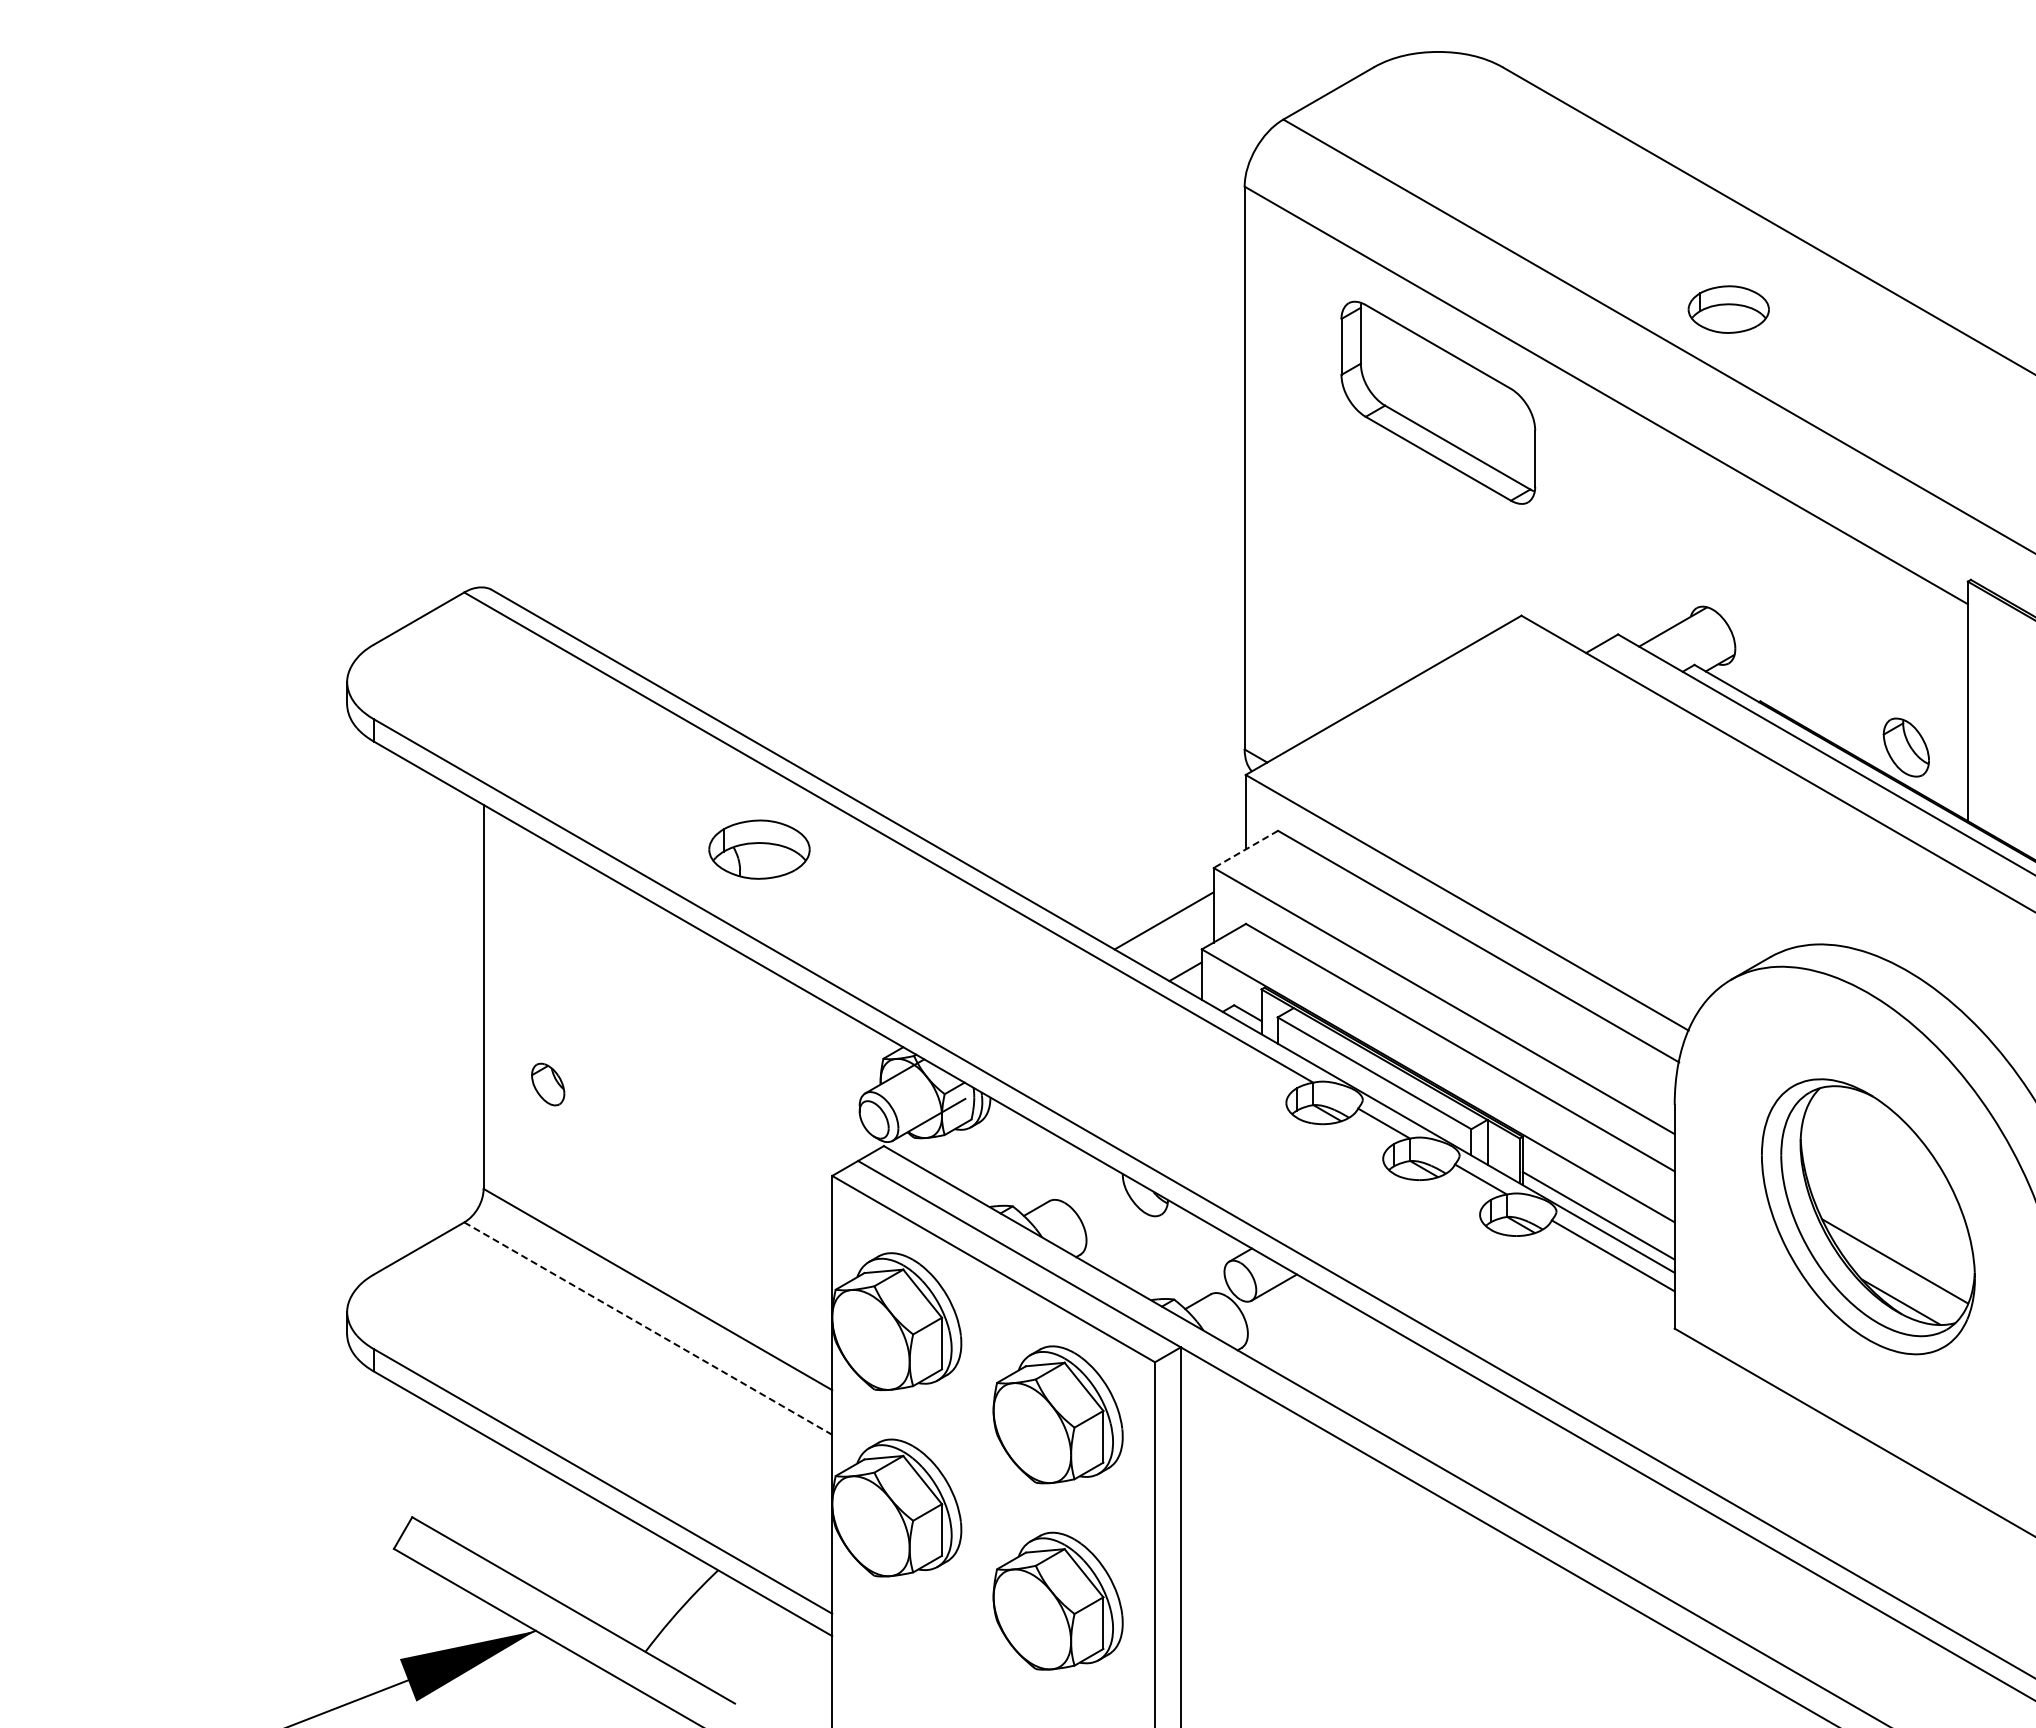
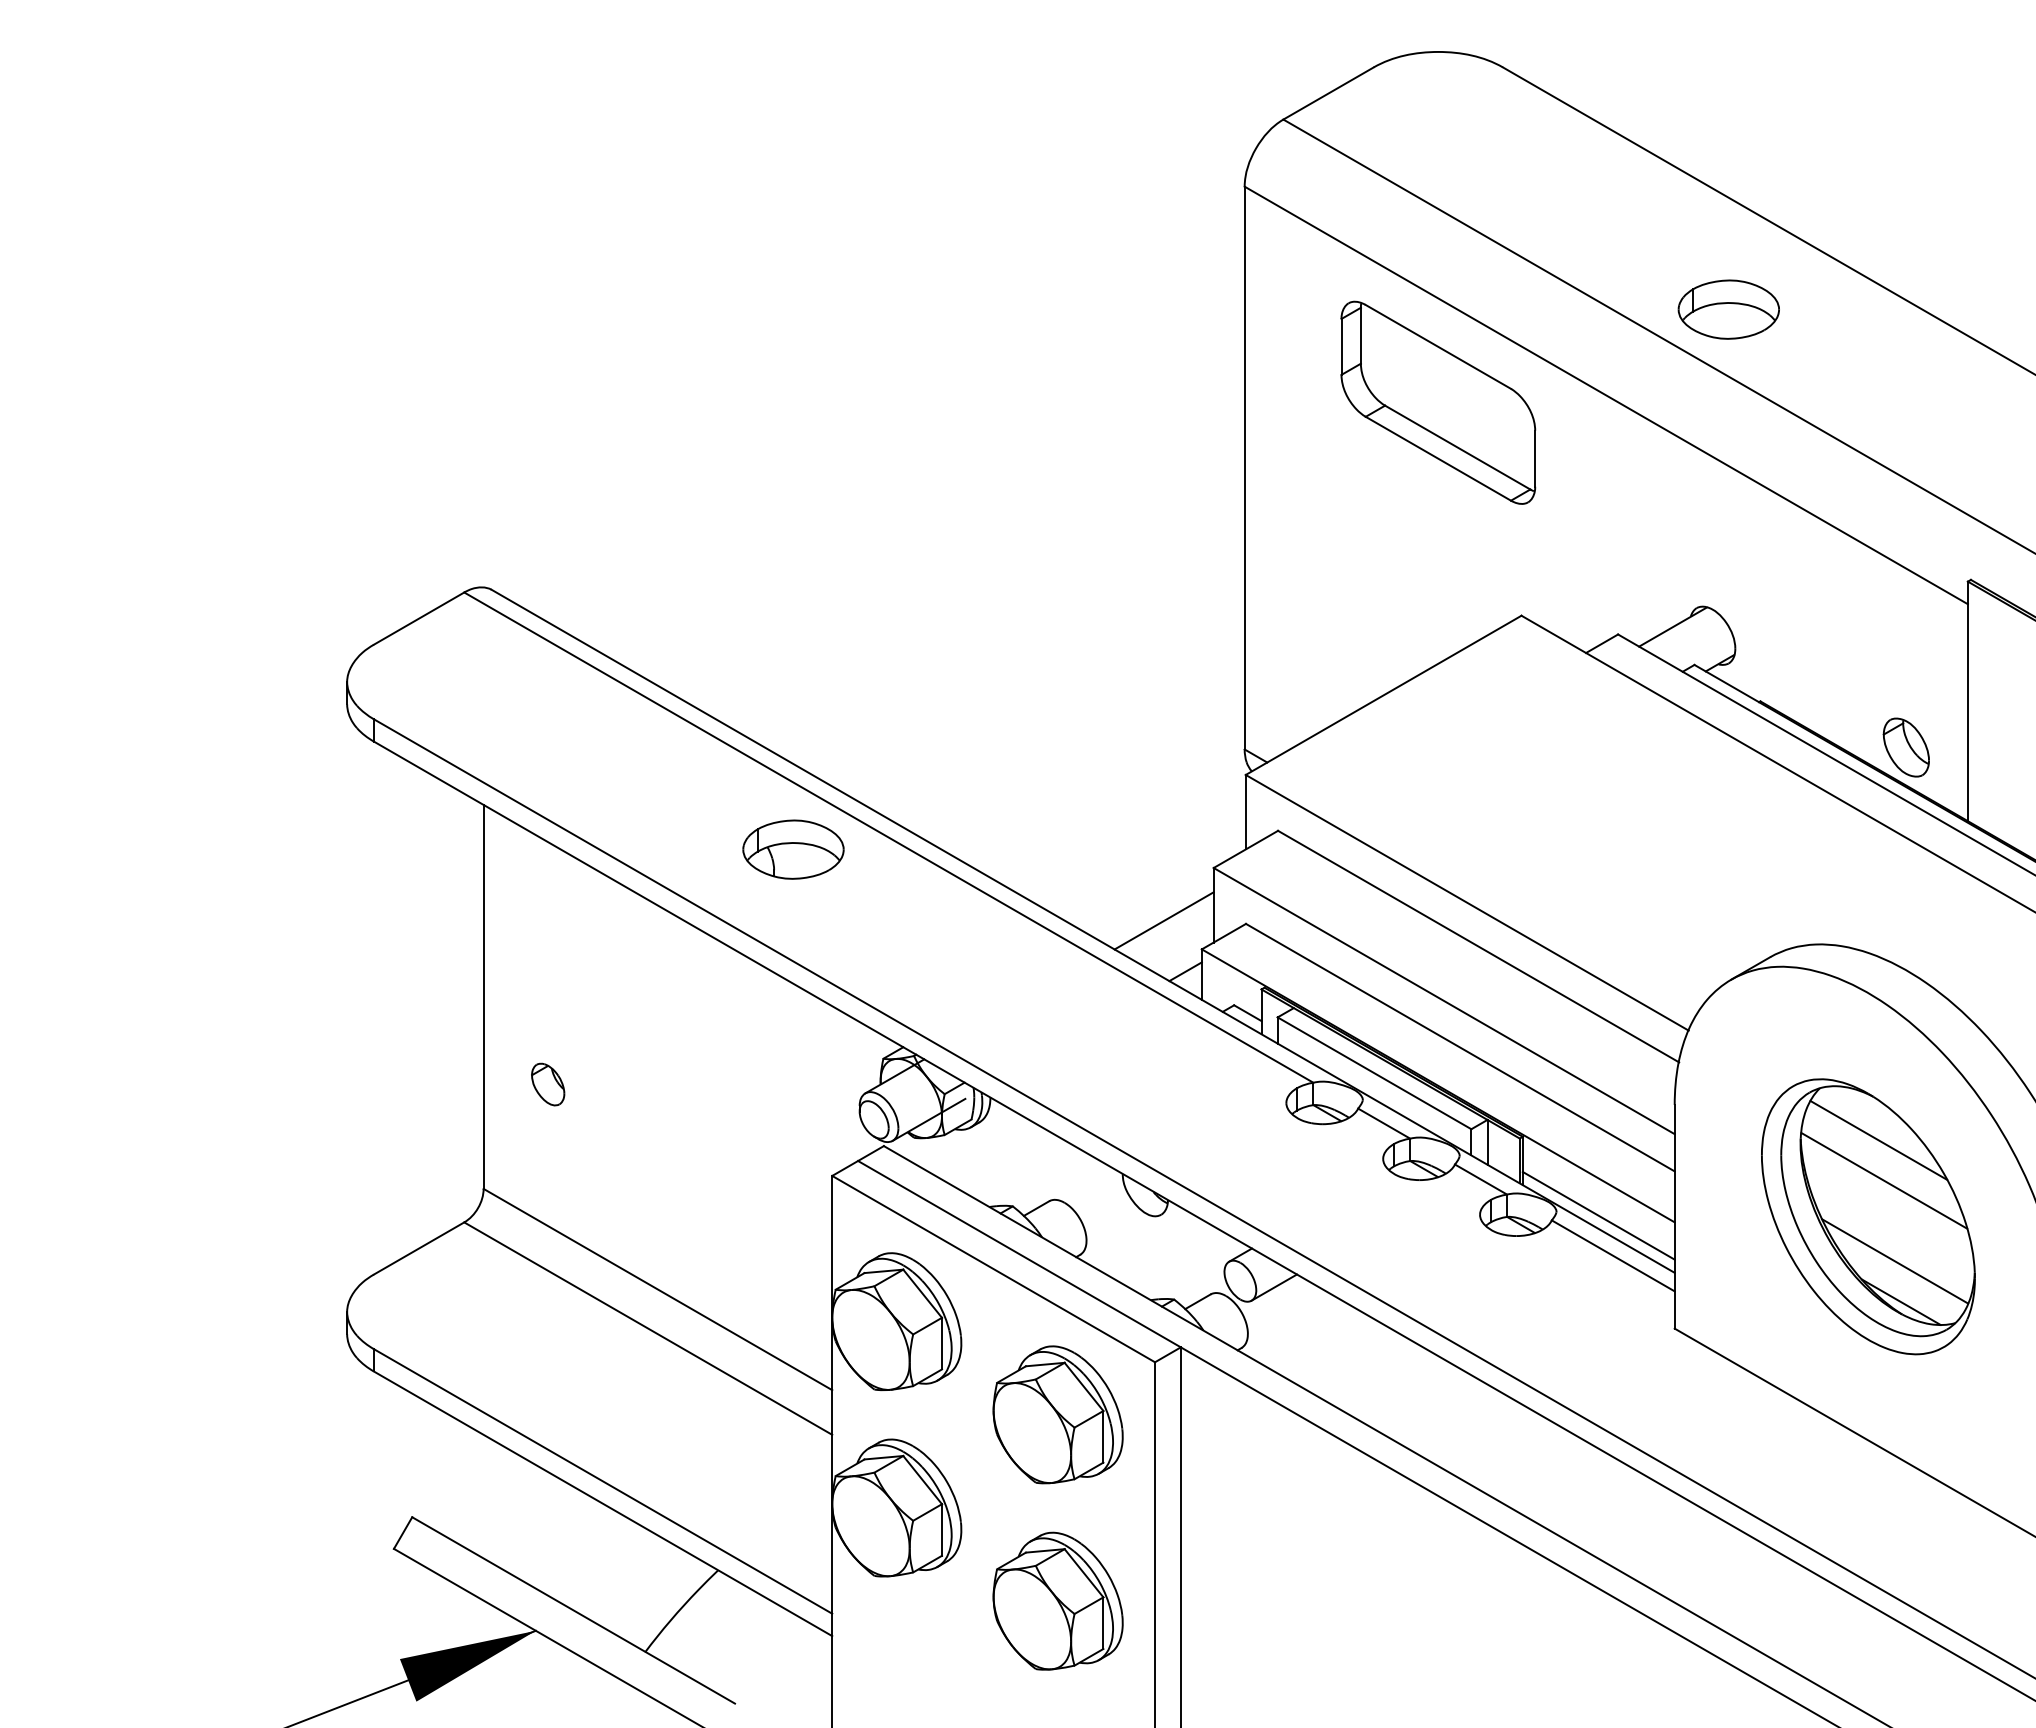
part size: 83x49 px -> 103x61 px (1728, 309)
part position: (759, 849) -> (793, 849) (793, 849)
line: dashed -> solid (1245, 849)
line: none -> present (1878, 1139)
line: none -> present (1884, 1180)
line: dashed -> solid (648, 1328)
